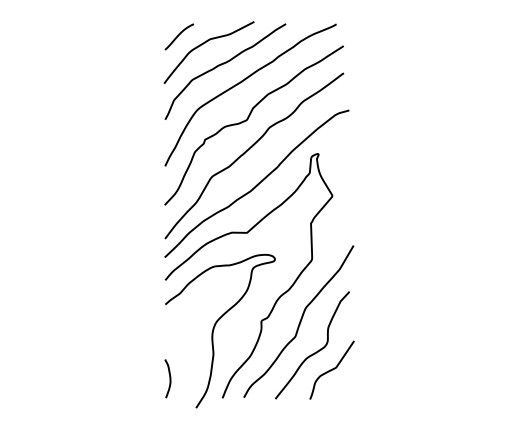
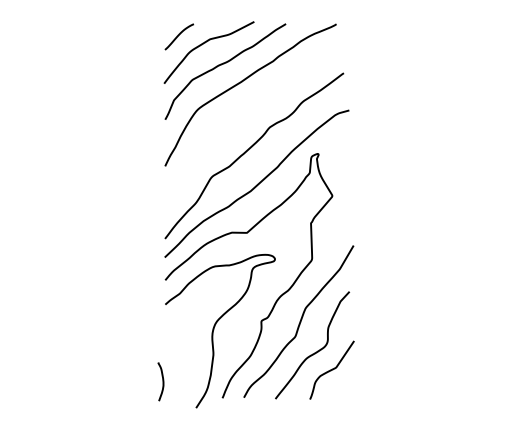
curve: present -> none (248, 119)
curve position: (169, 378) -> (162, 381) (162, 381)
